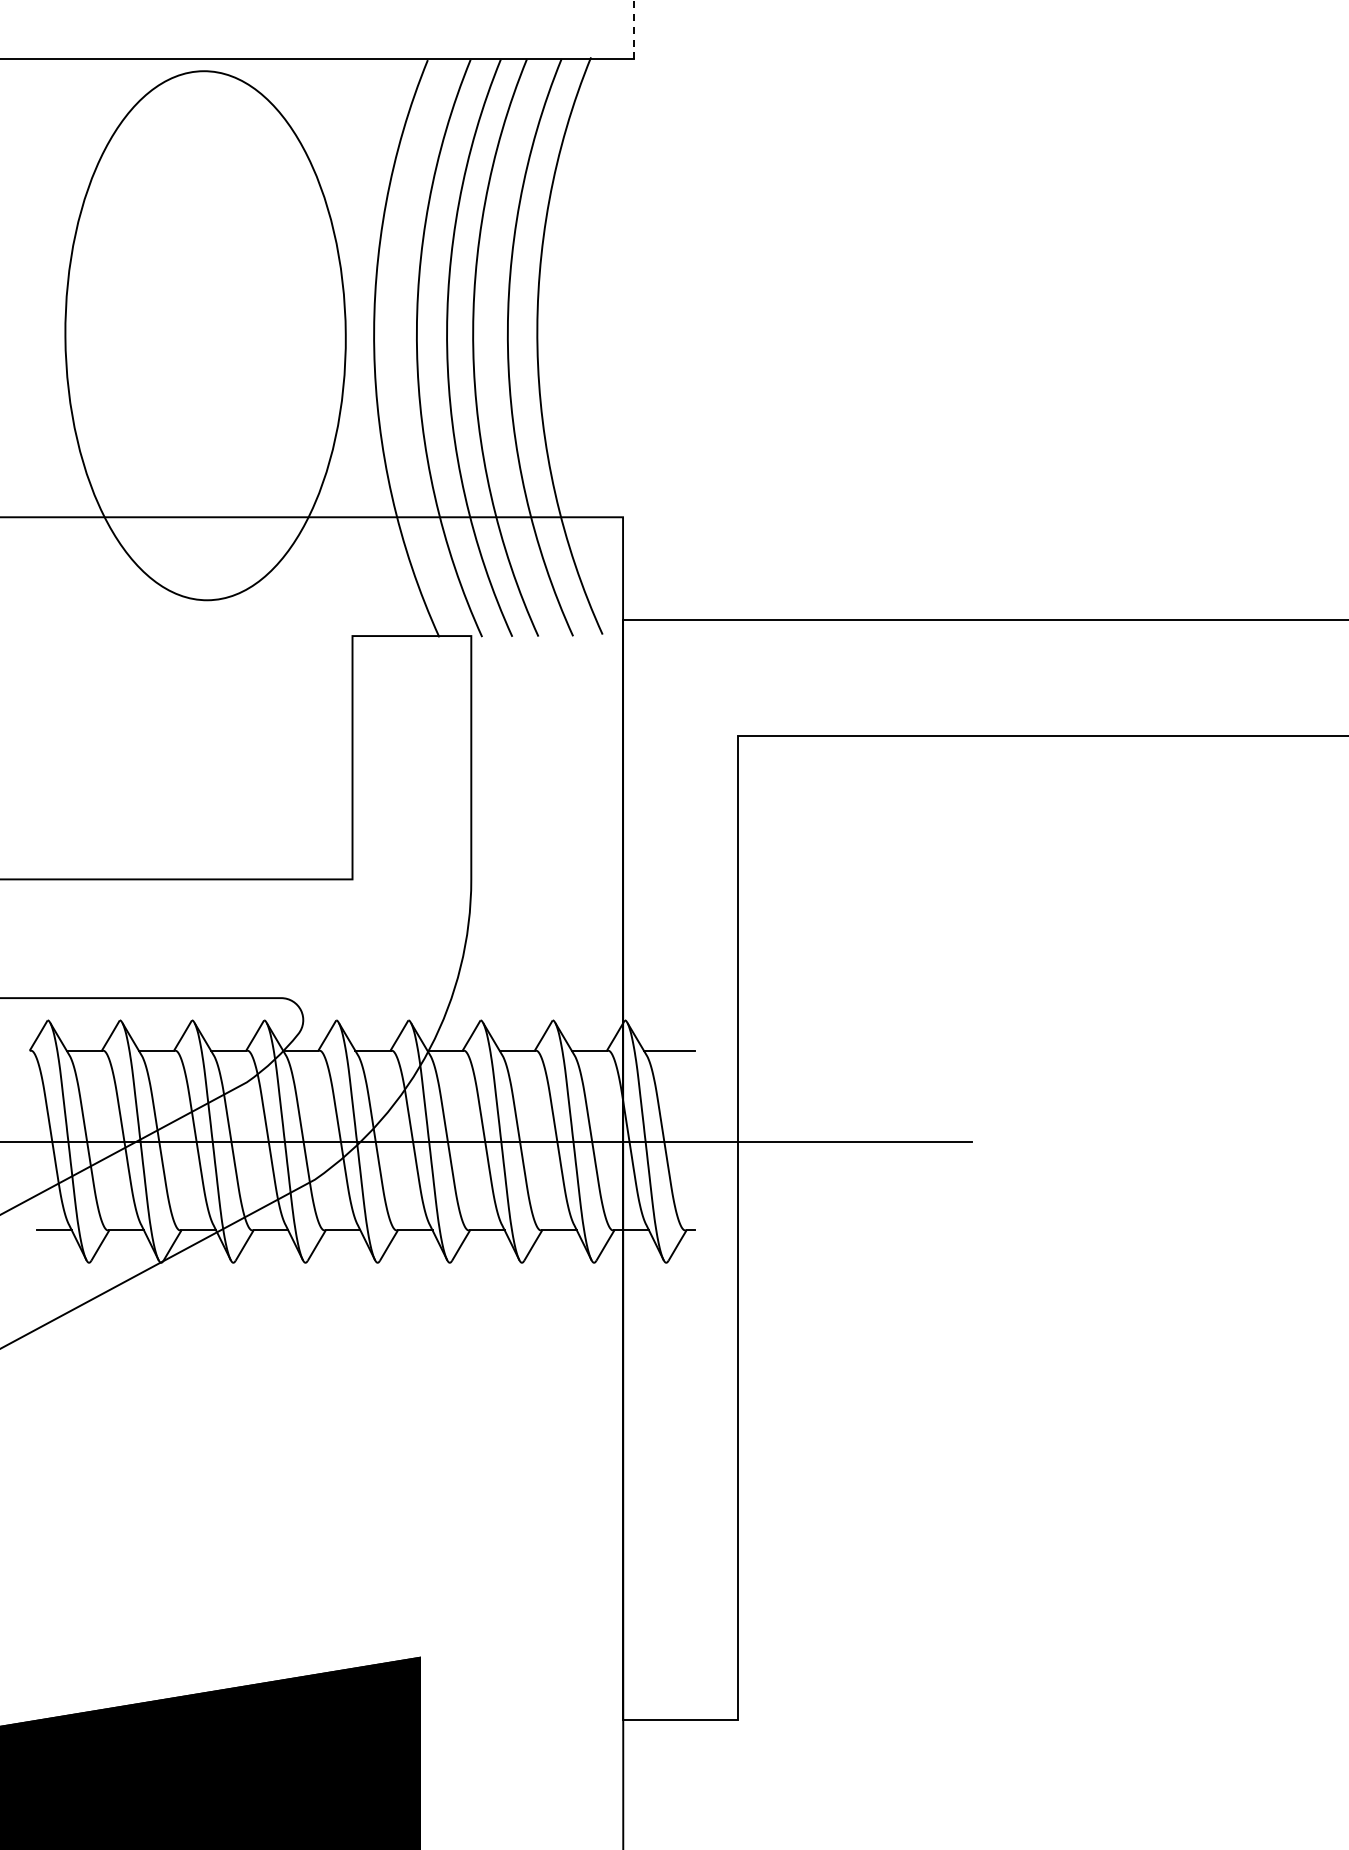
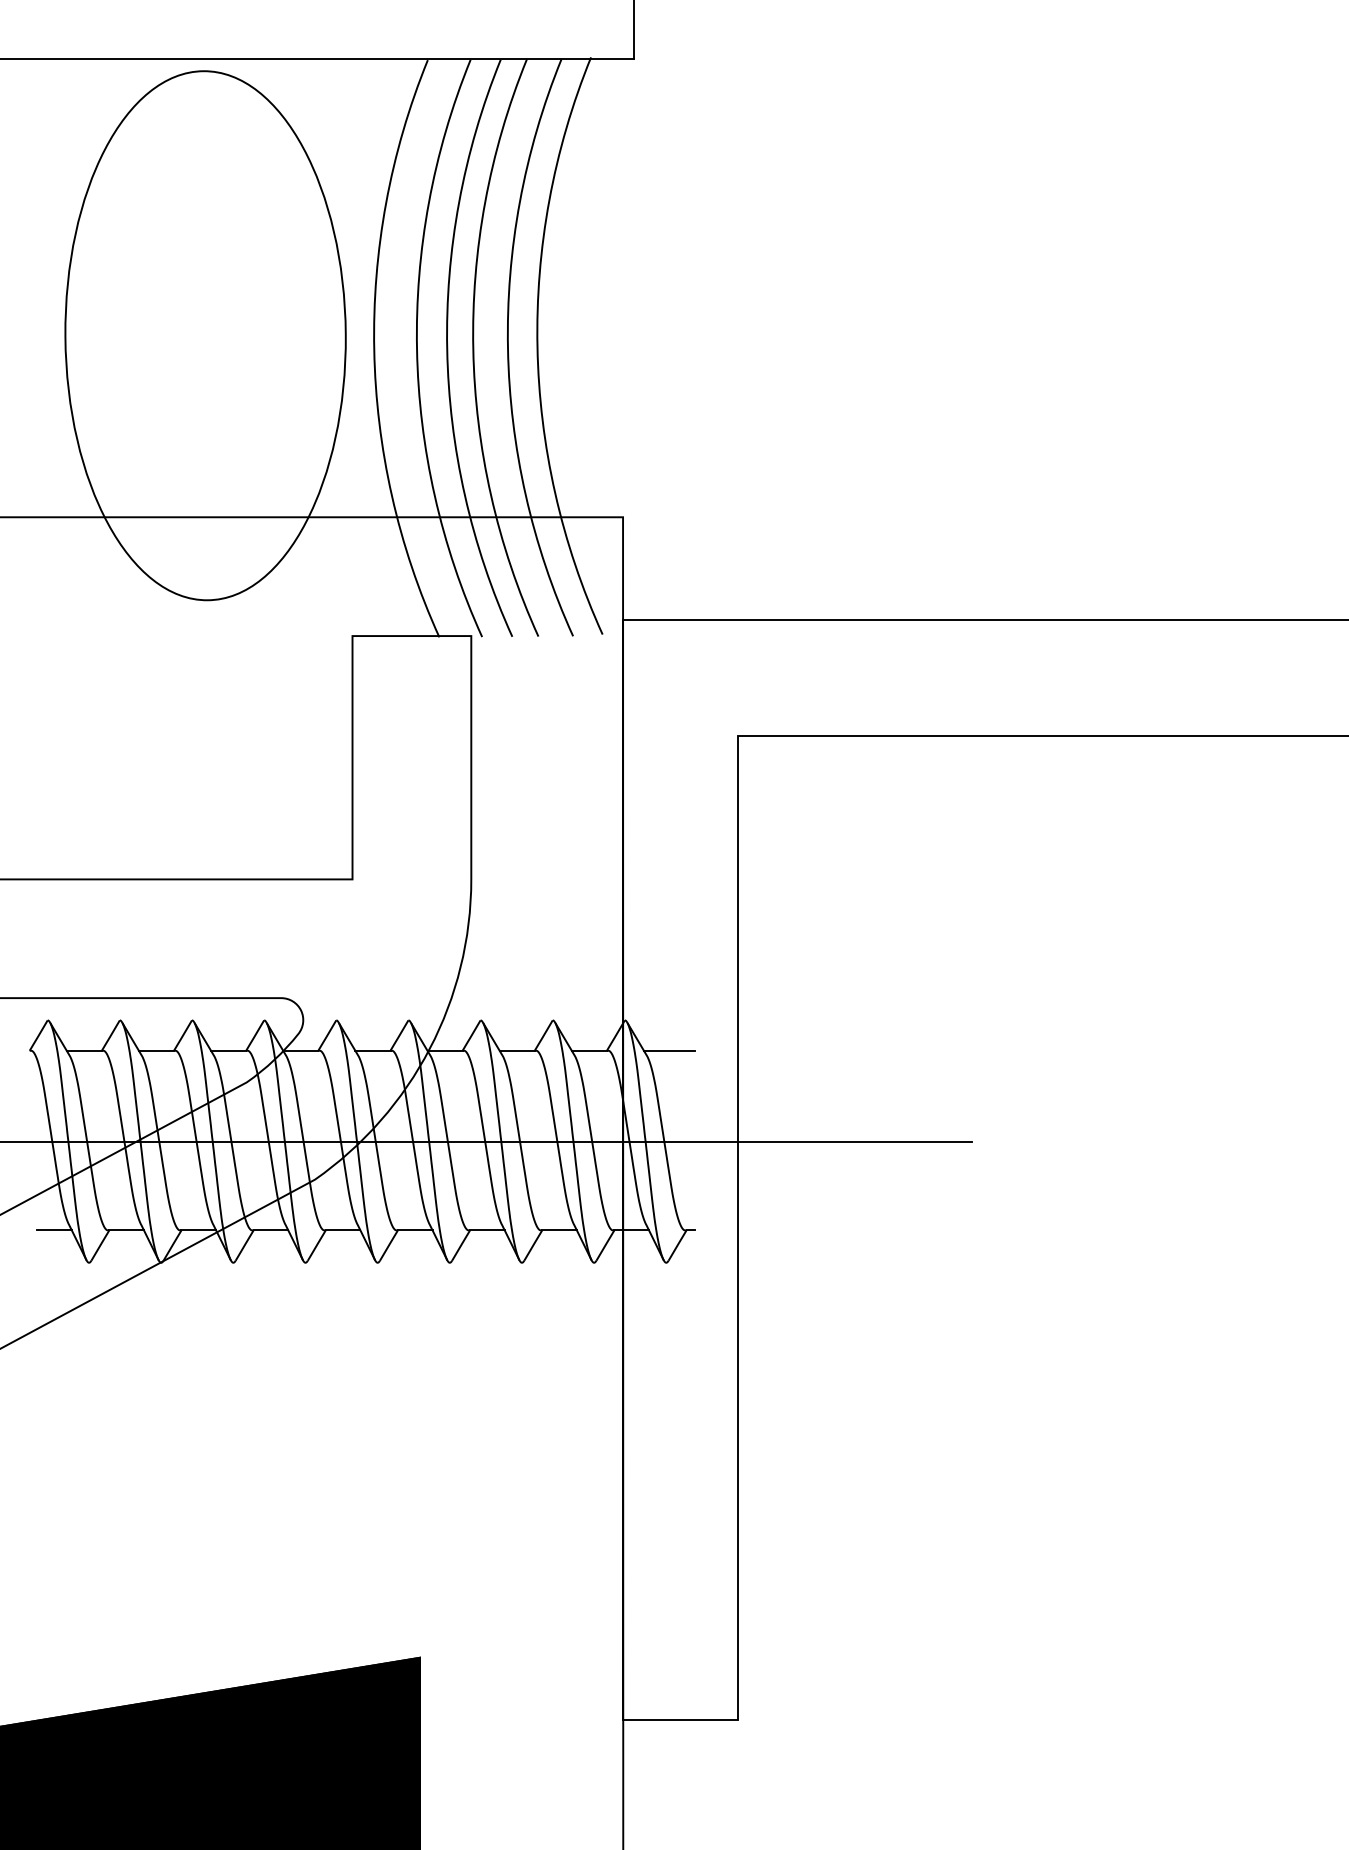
line: dashed -> solid (634, 30)
